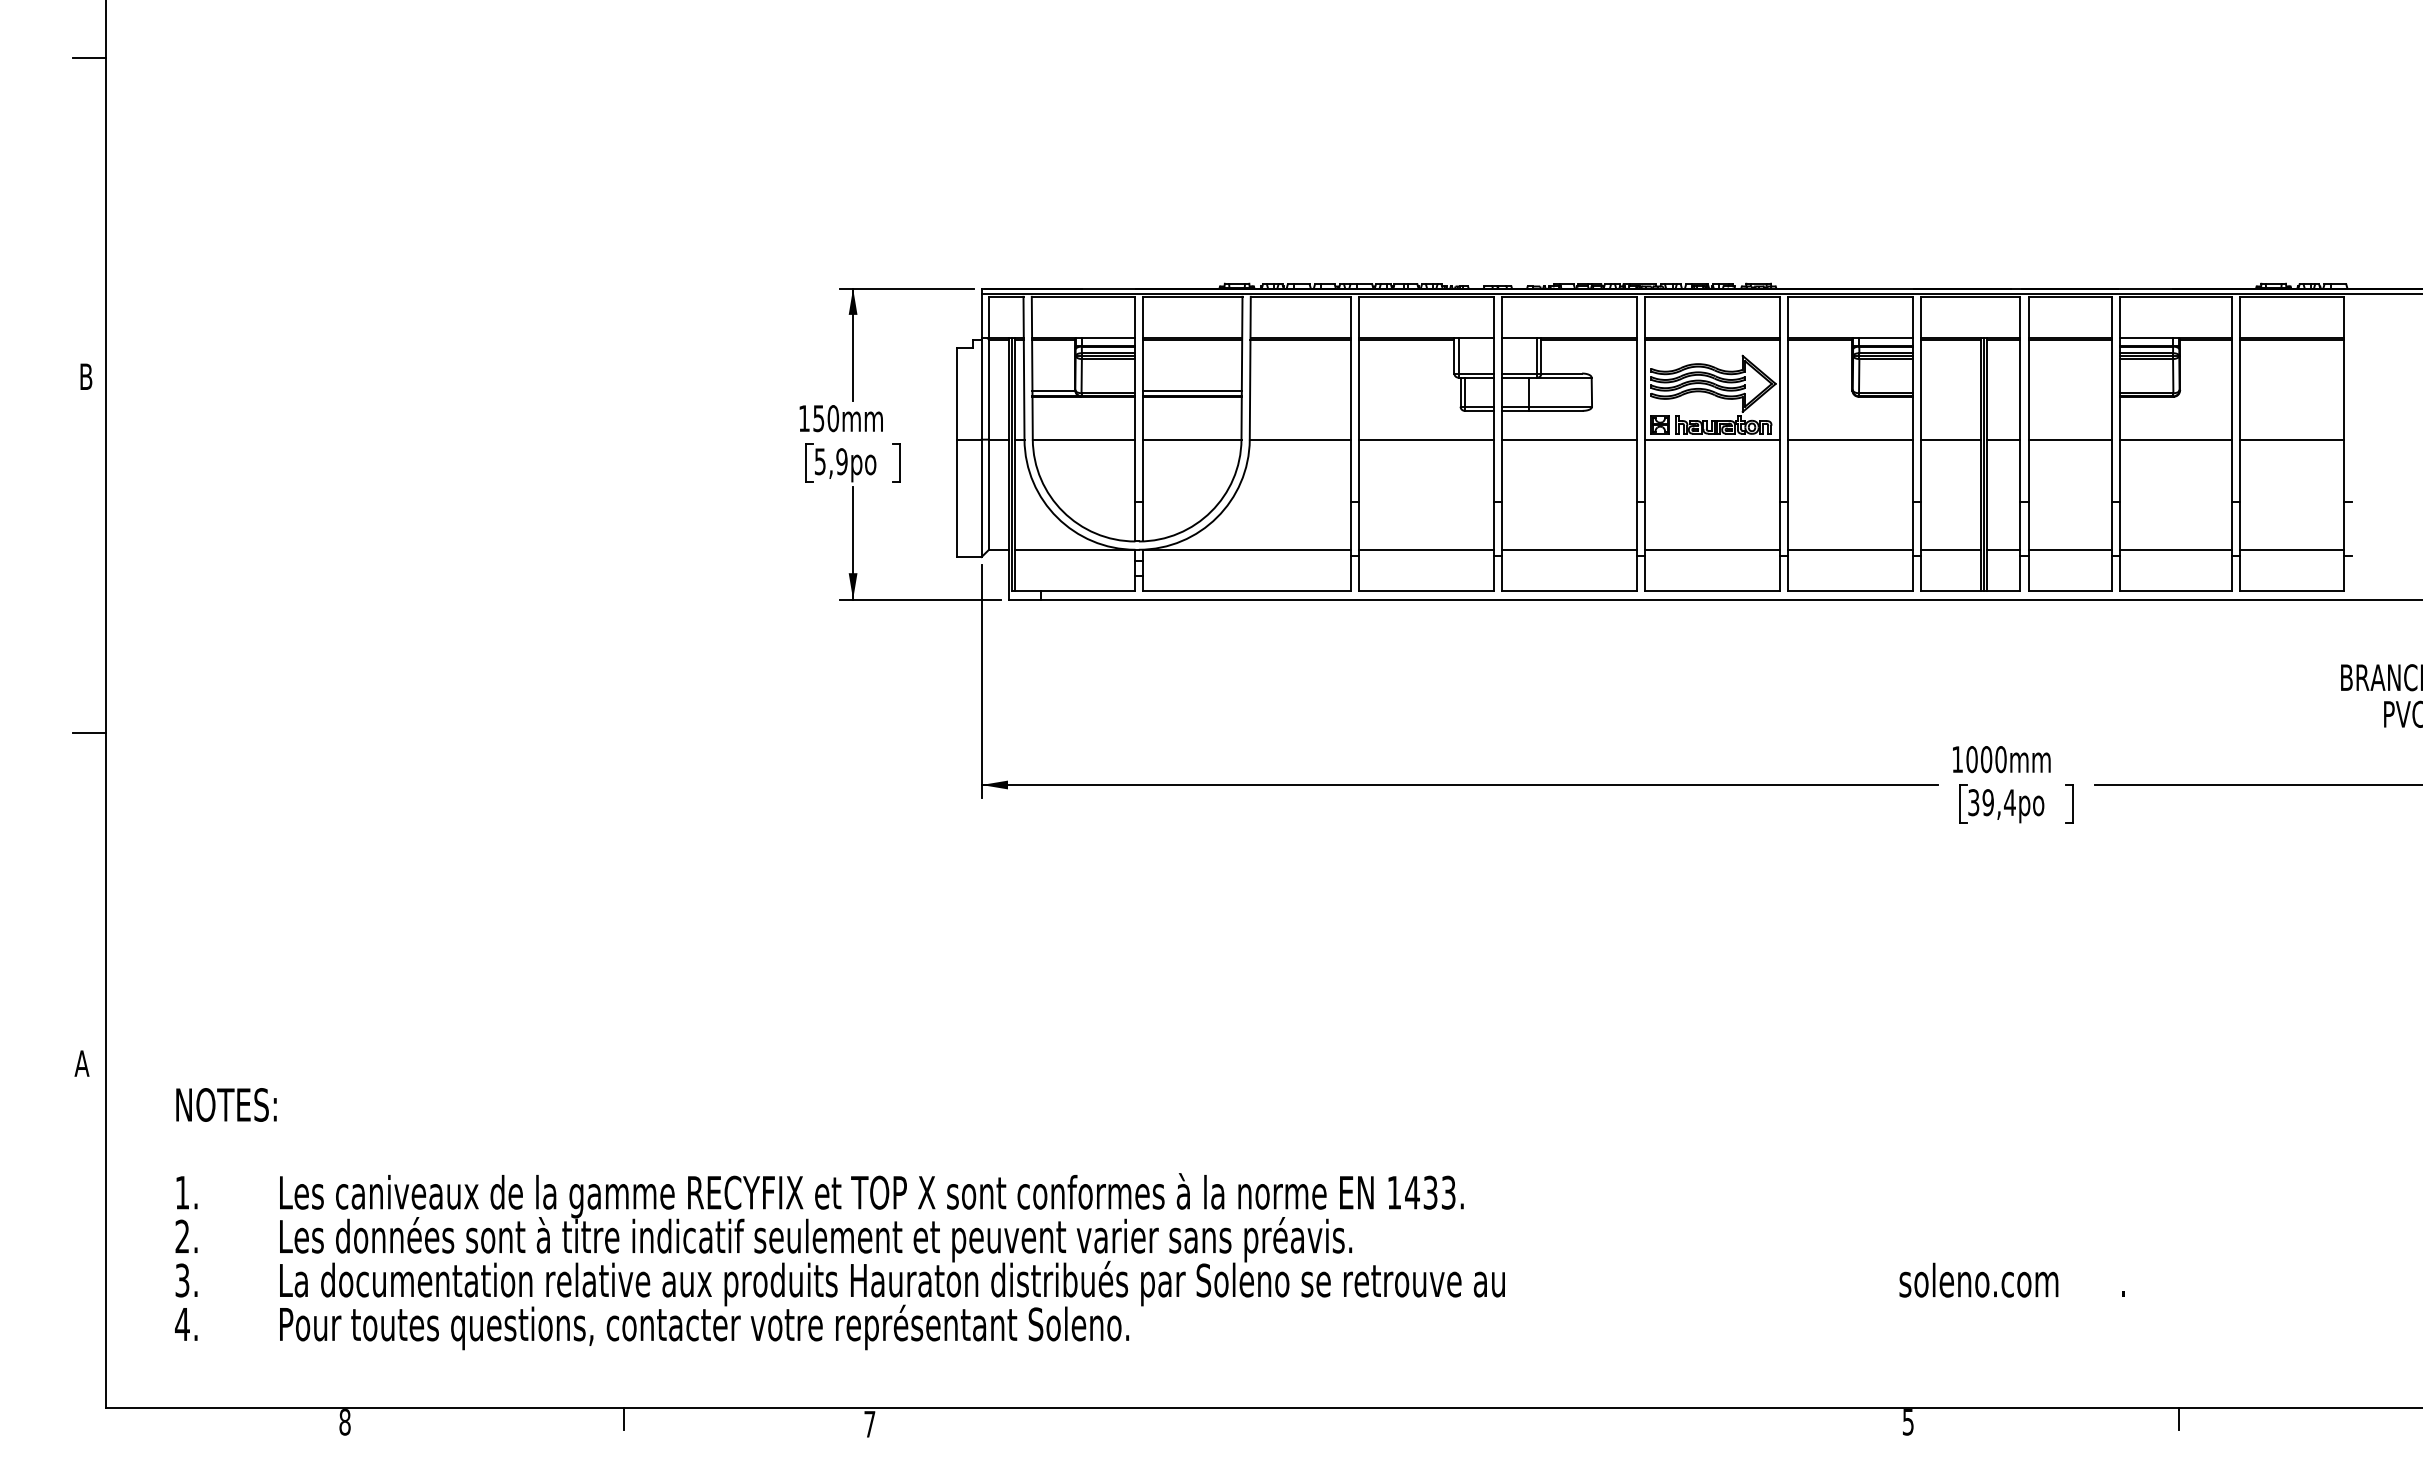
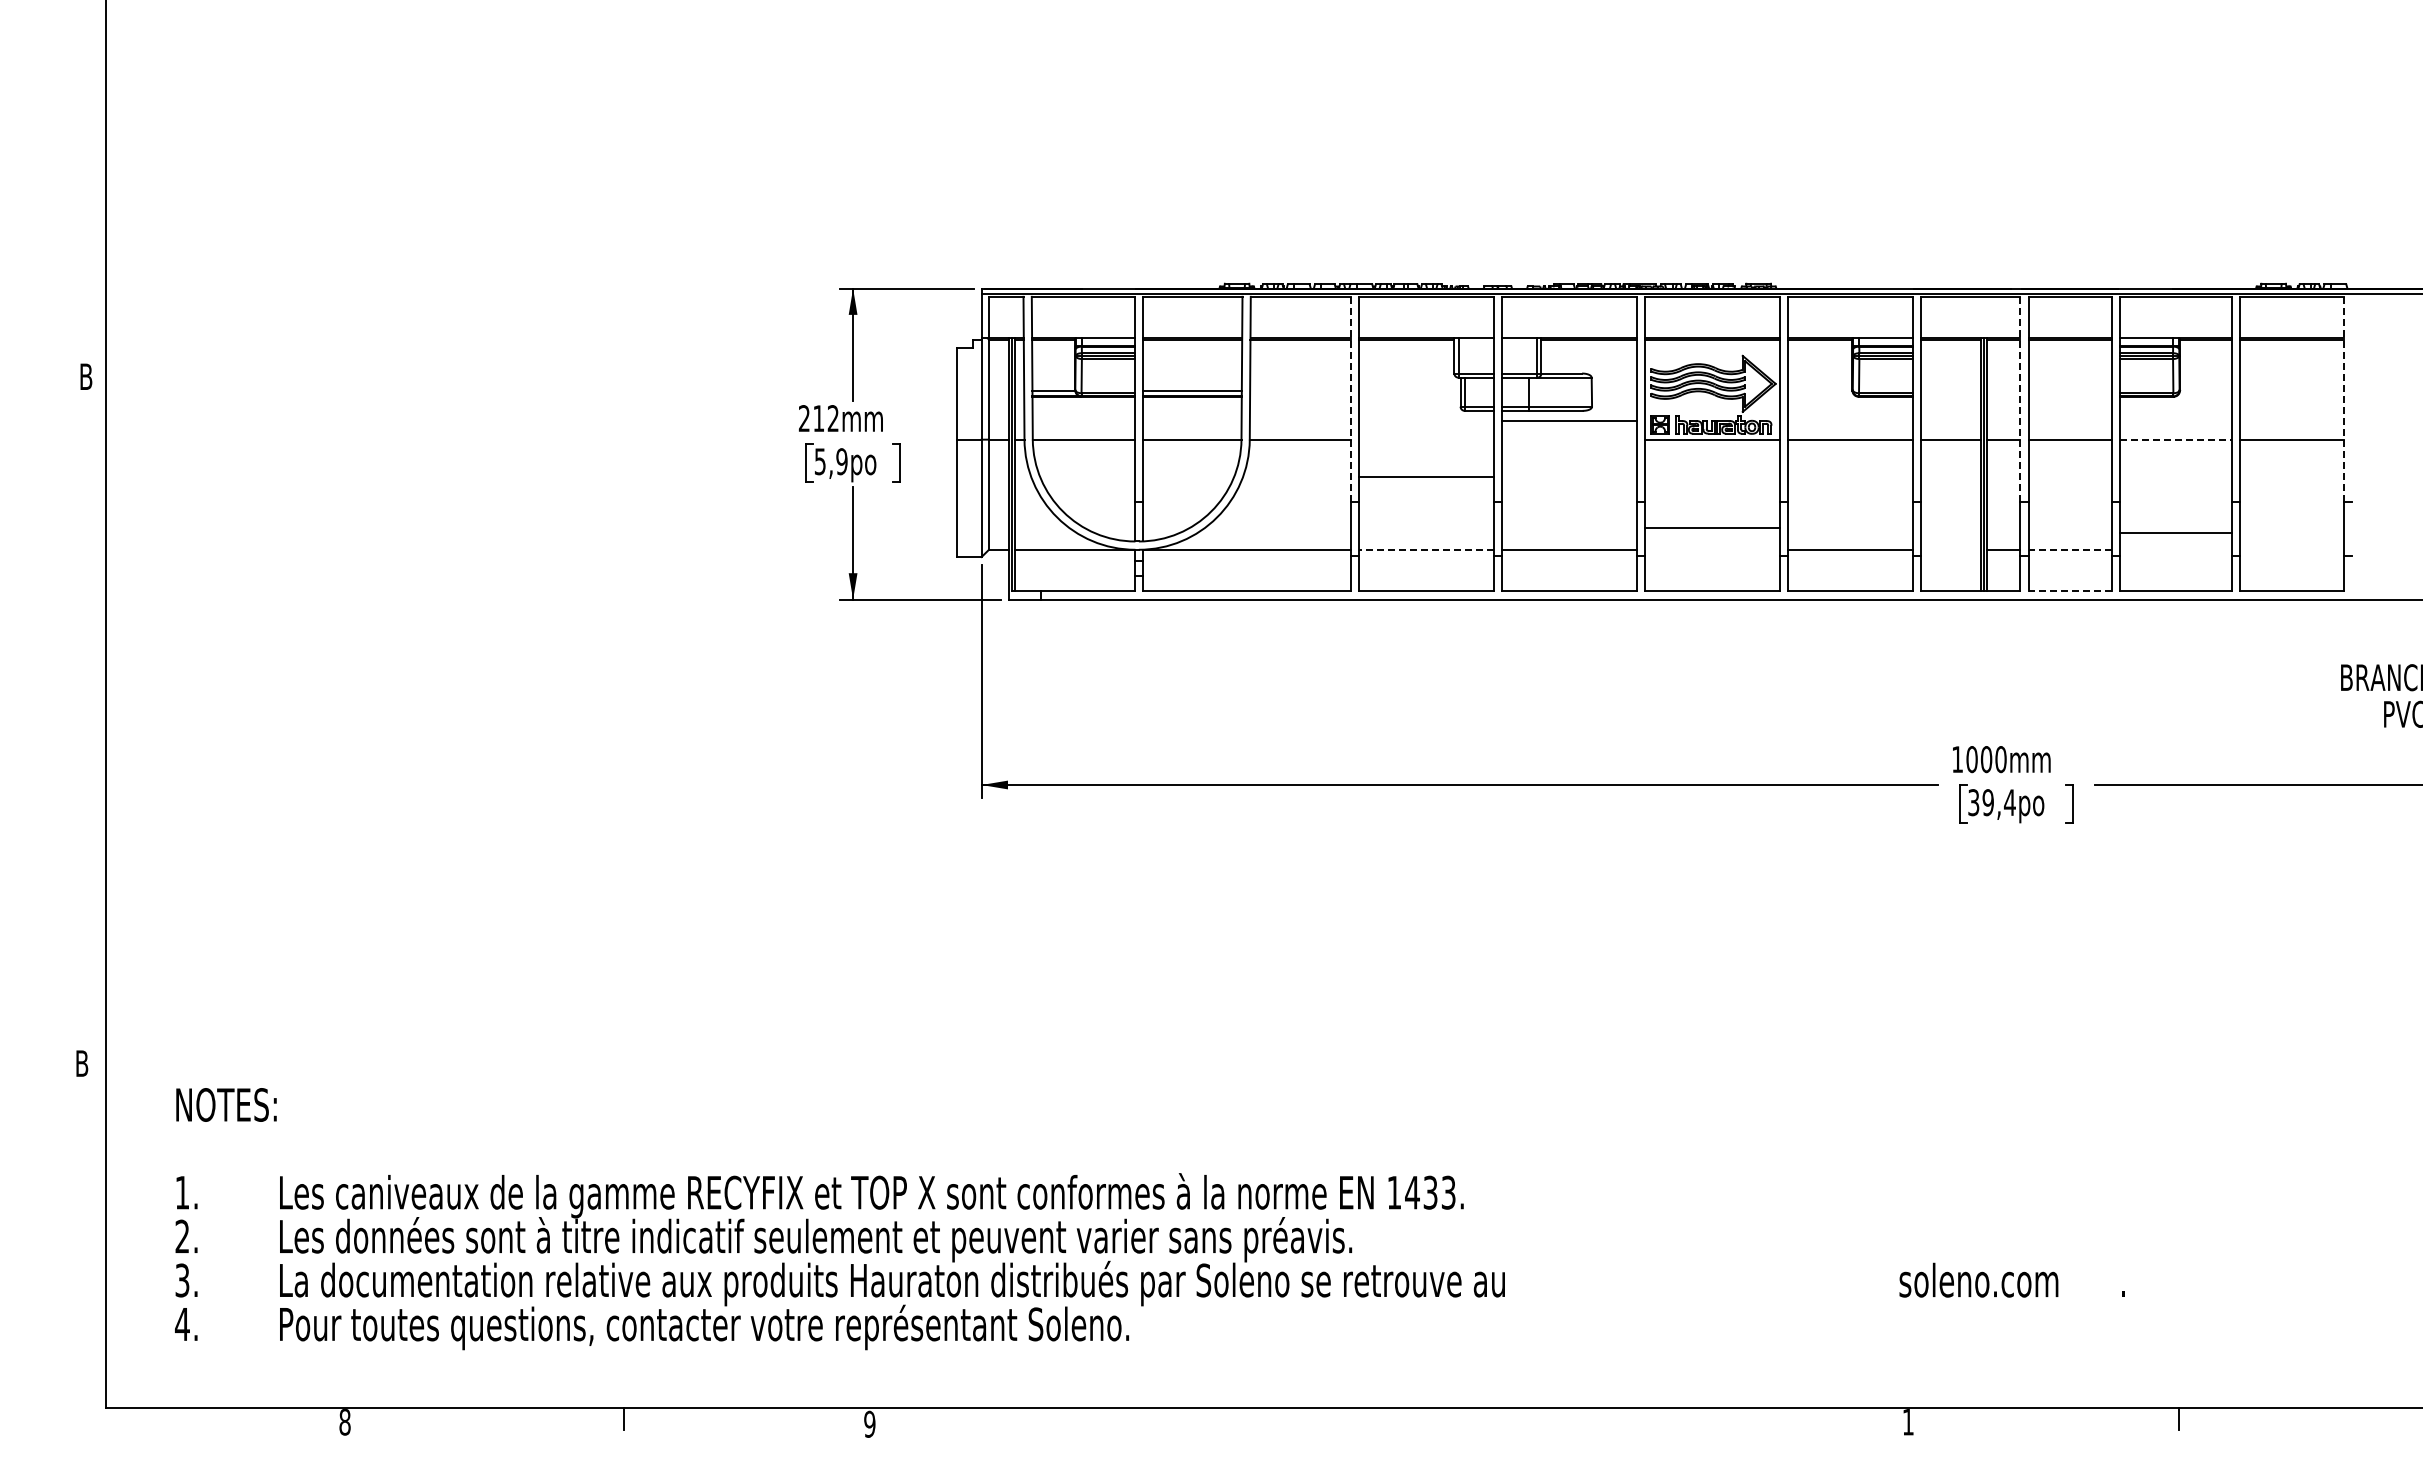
line: present -> none (88, 58)
line: solid -> dashed (1350, 399)
line: solid -> dashed (2020, 399)
line: solid -> dashed (2343, 399)
text: 150mm -> 212mm (818, 418)
line position: (1425, 439) -> (1425, 476) (1425, 476)
line position: (1569, 439) -> (1569, 420) (1569, 420)
line: solid -> dashed (2175, 439)
line: solid -> dashed (1425, 549)
line position: (1712, 549) -> (1712, 527) (1712, 527)
line: present -> none (1950, 549)
line: solid -> dashed (2069, 549)
line position: (2175, 549) -> (2175, 532) (2175, 532)
line: present -> none (2291, 549)
line: solid -> dashed (2069, 591)
line: present -> none (88, 733)
text: A -> B (81, 1063)
text: 5 -> 1 (1908, 1422)
text: 7 -> 9 (869, 1423)
